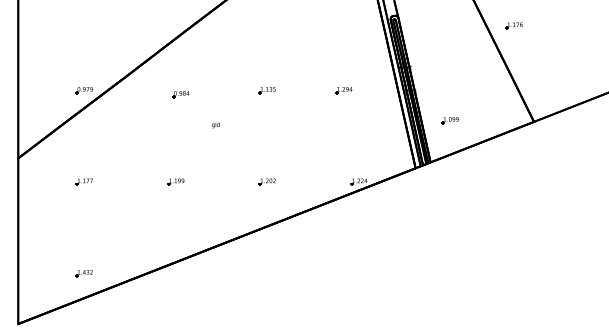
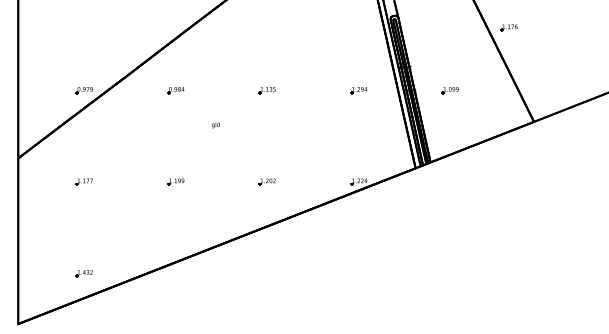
part position: (513, 25) -> (508, 27) (508, 27)
part position: (343, 90) -> (358, 90) (358, 90)
part position: (180, 94) -> (175, 90) (175, 90)
part position: (449, 120) -> (449, 90) (449, 90)
